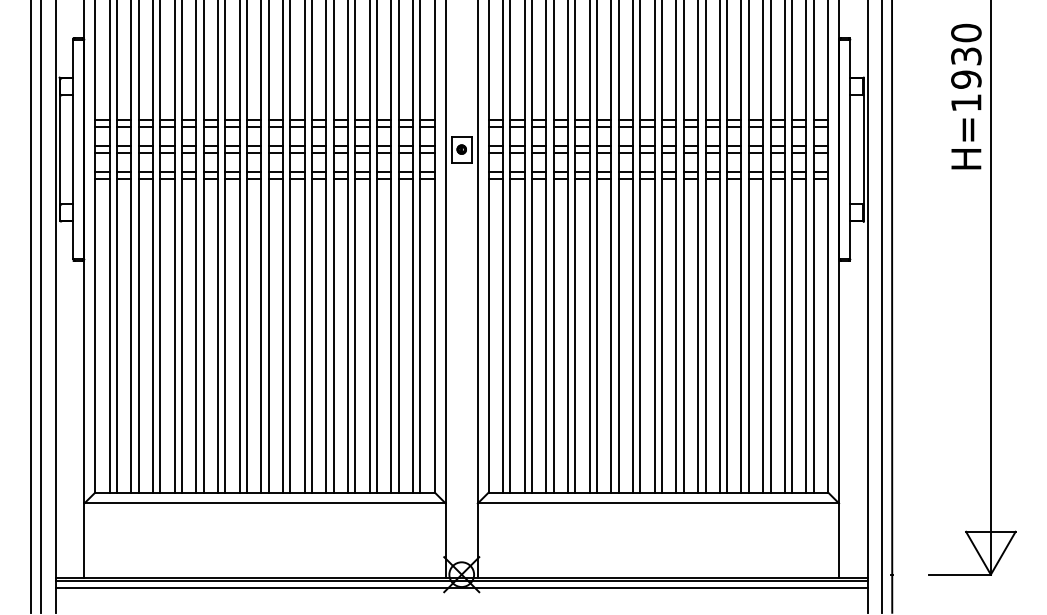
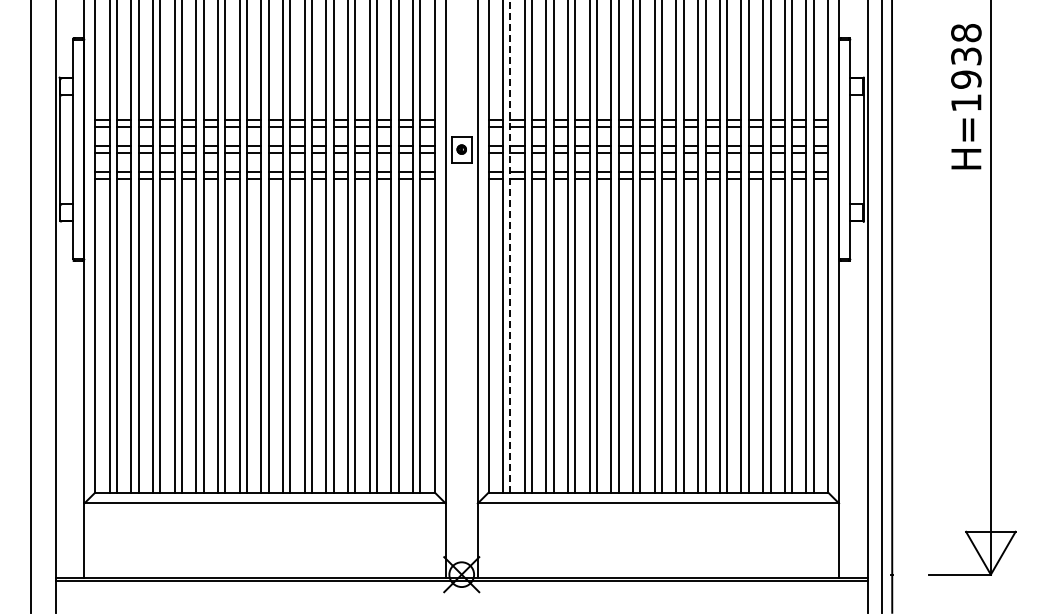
text: H=1930 -> H=1938 (966, 32)
line: solid -> dashed (510, 246)
line: present -> none (41, 306)
line: present -> none (461, 588)
